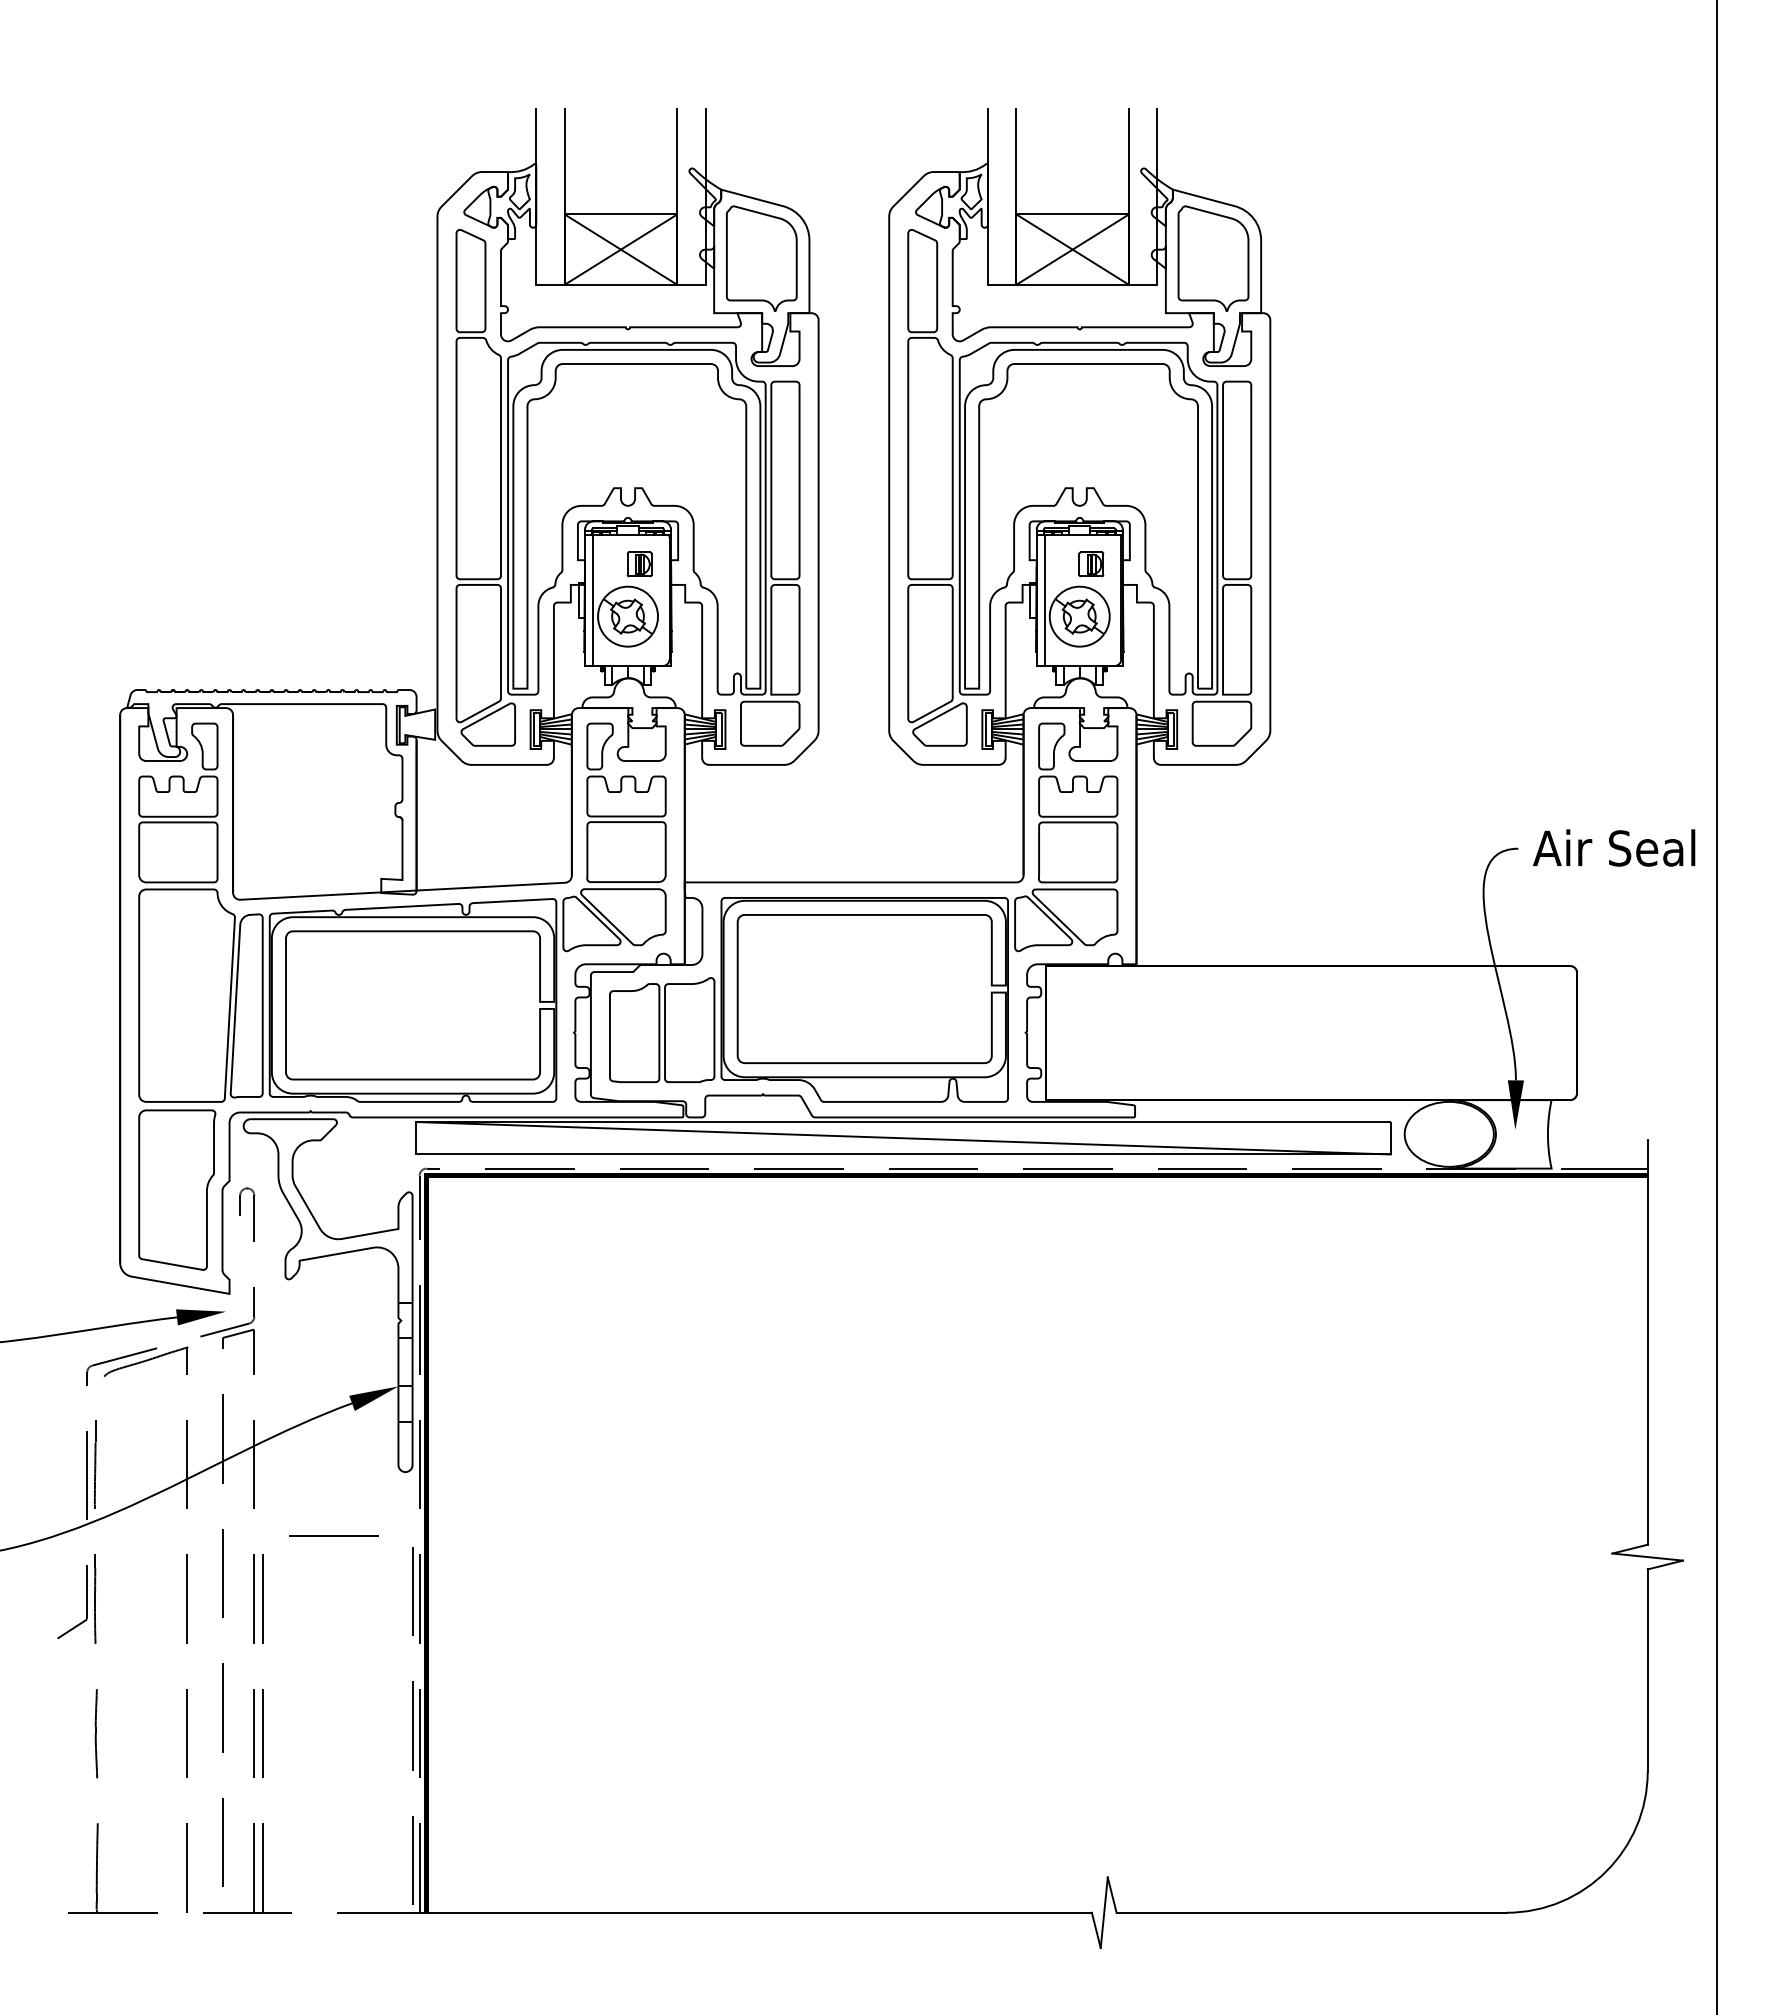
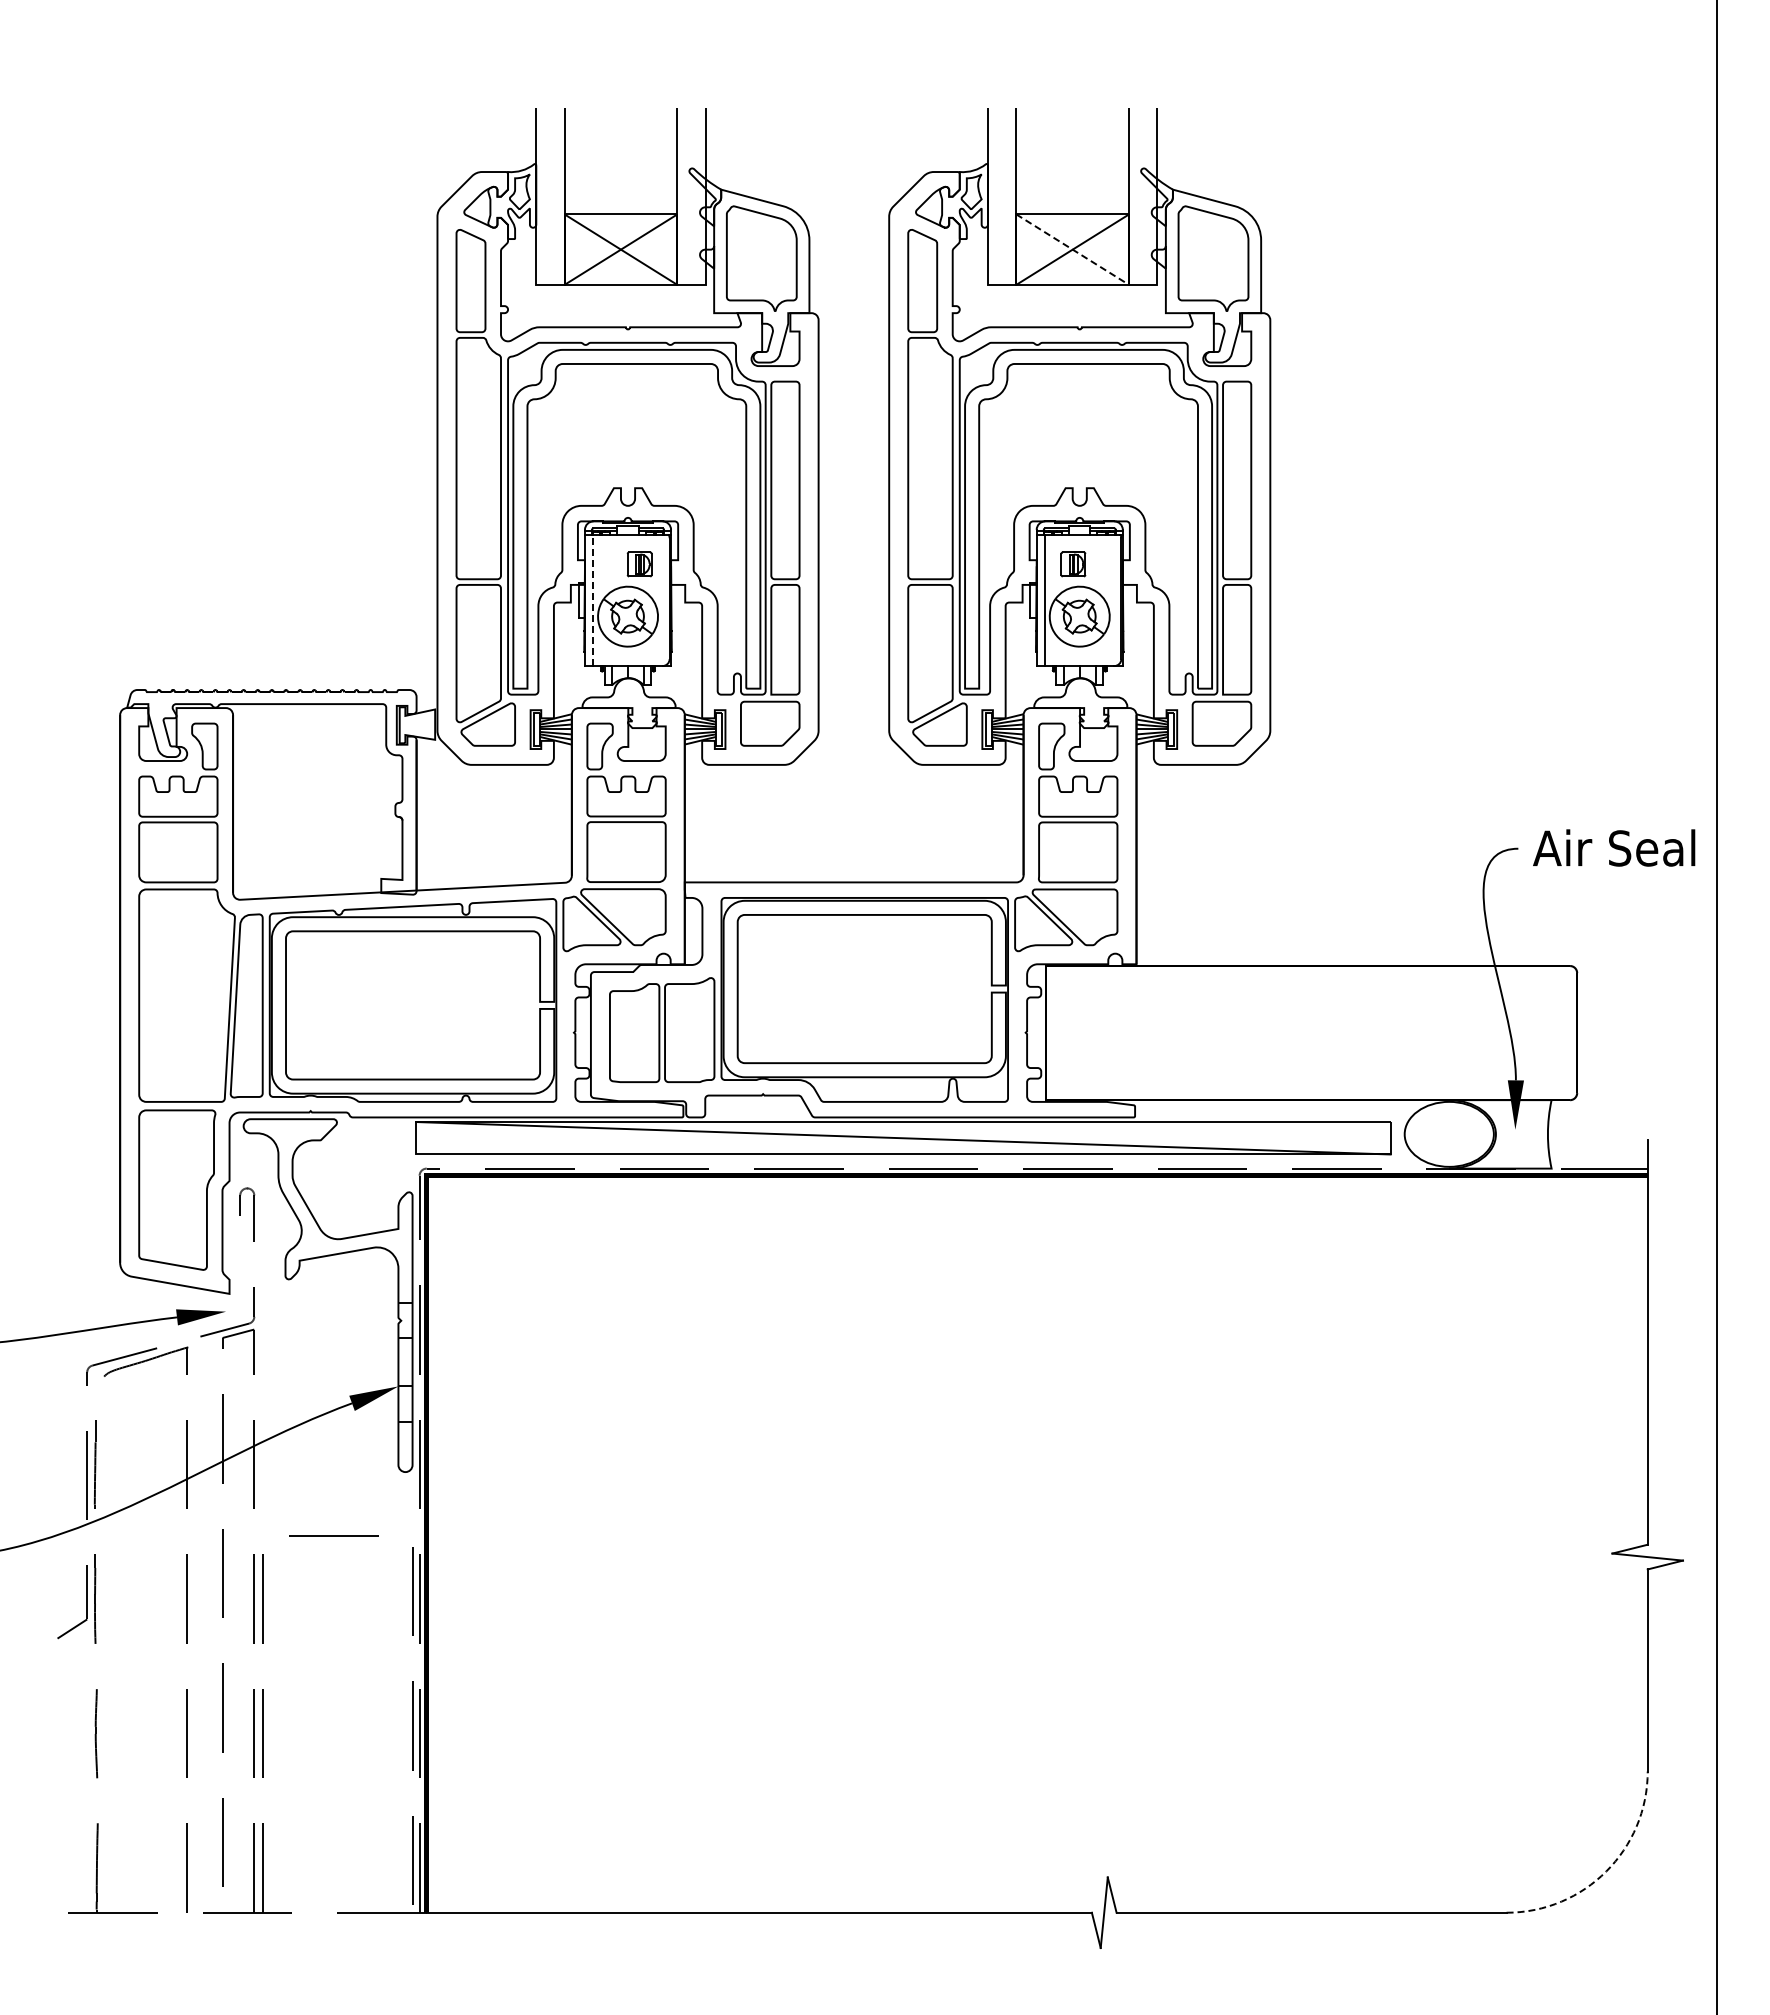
line: solid -> dashed (1072, 249)
part position: (1091, 564) -> (1073, 564) (1073, 564)
line: solid -> dashed (593, 600)
arc: solid -> dashed (1606, 1871)
